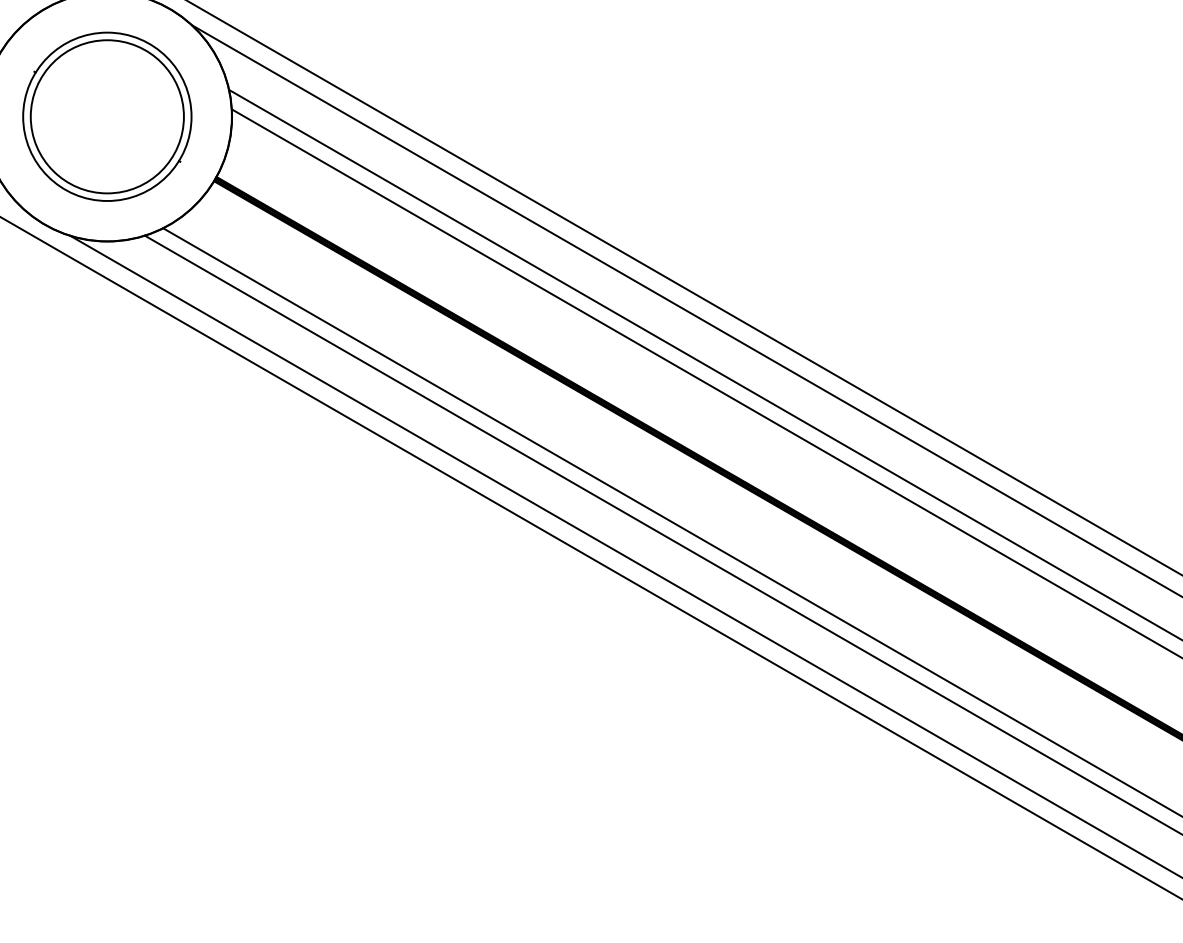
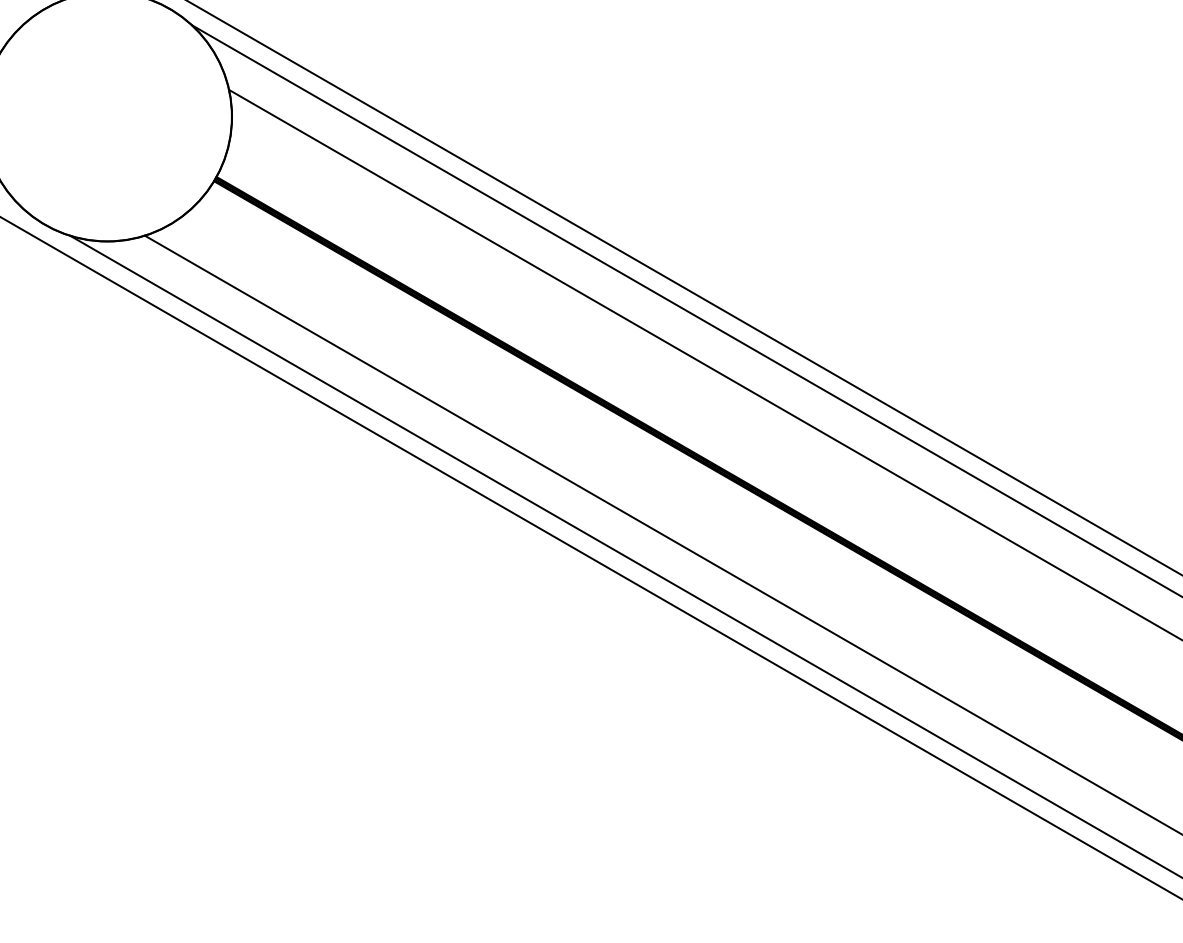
part: present -> none (107, 116)
line: present -> none (705, 382)
line: present -> none (671, 521)
